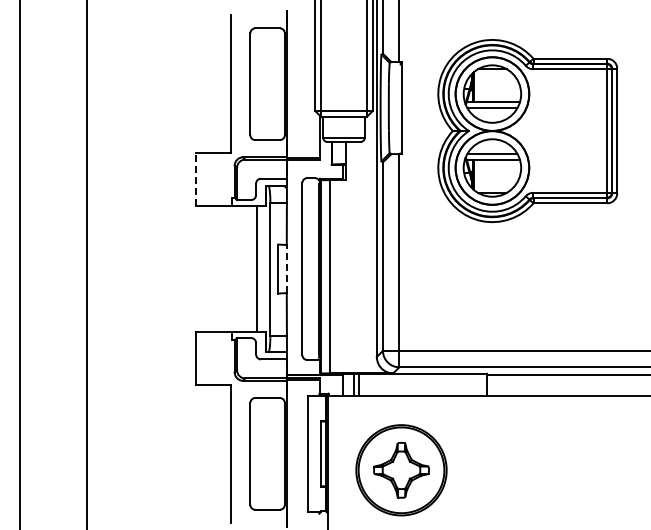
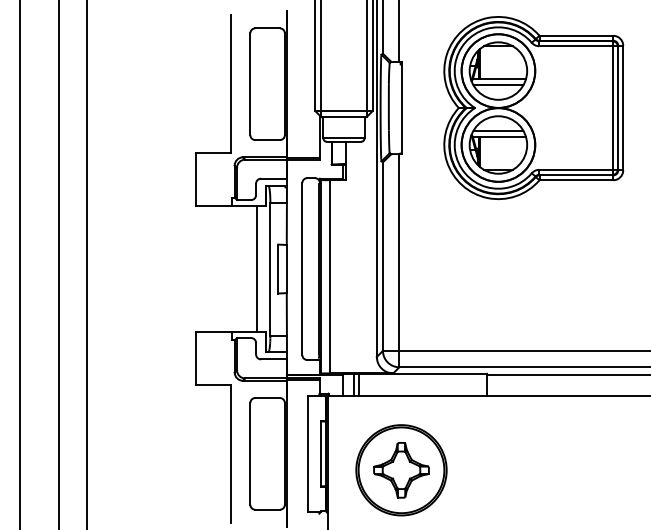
part position: (527, 131) -> (533, 108) (533, 108)
line: dashed -> solid (196, 179)
line: none -> present (59, 264)
line: dashed -> solid (286, 268)
